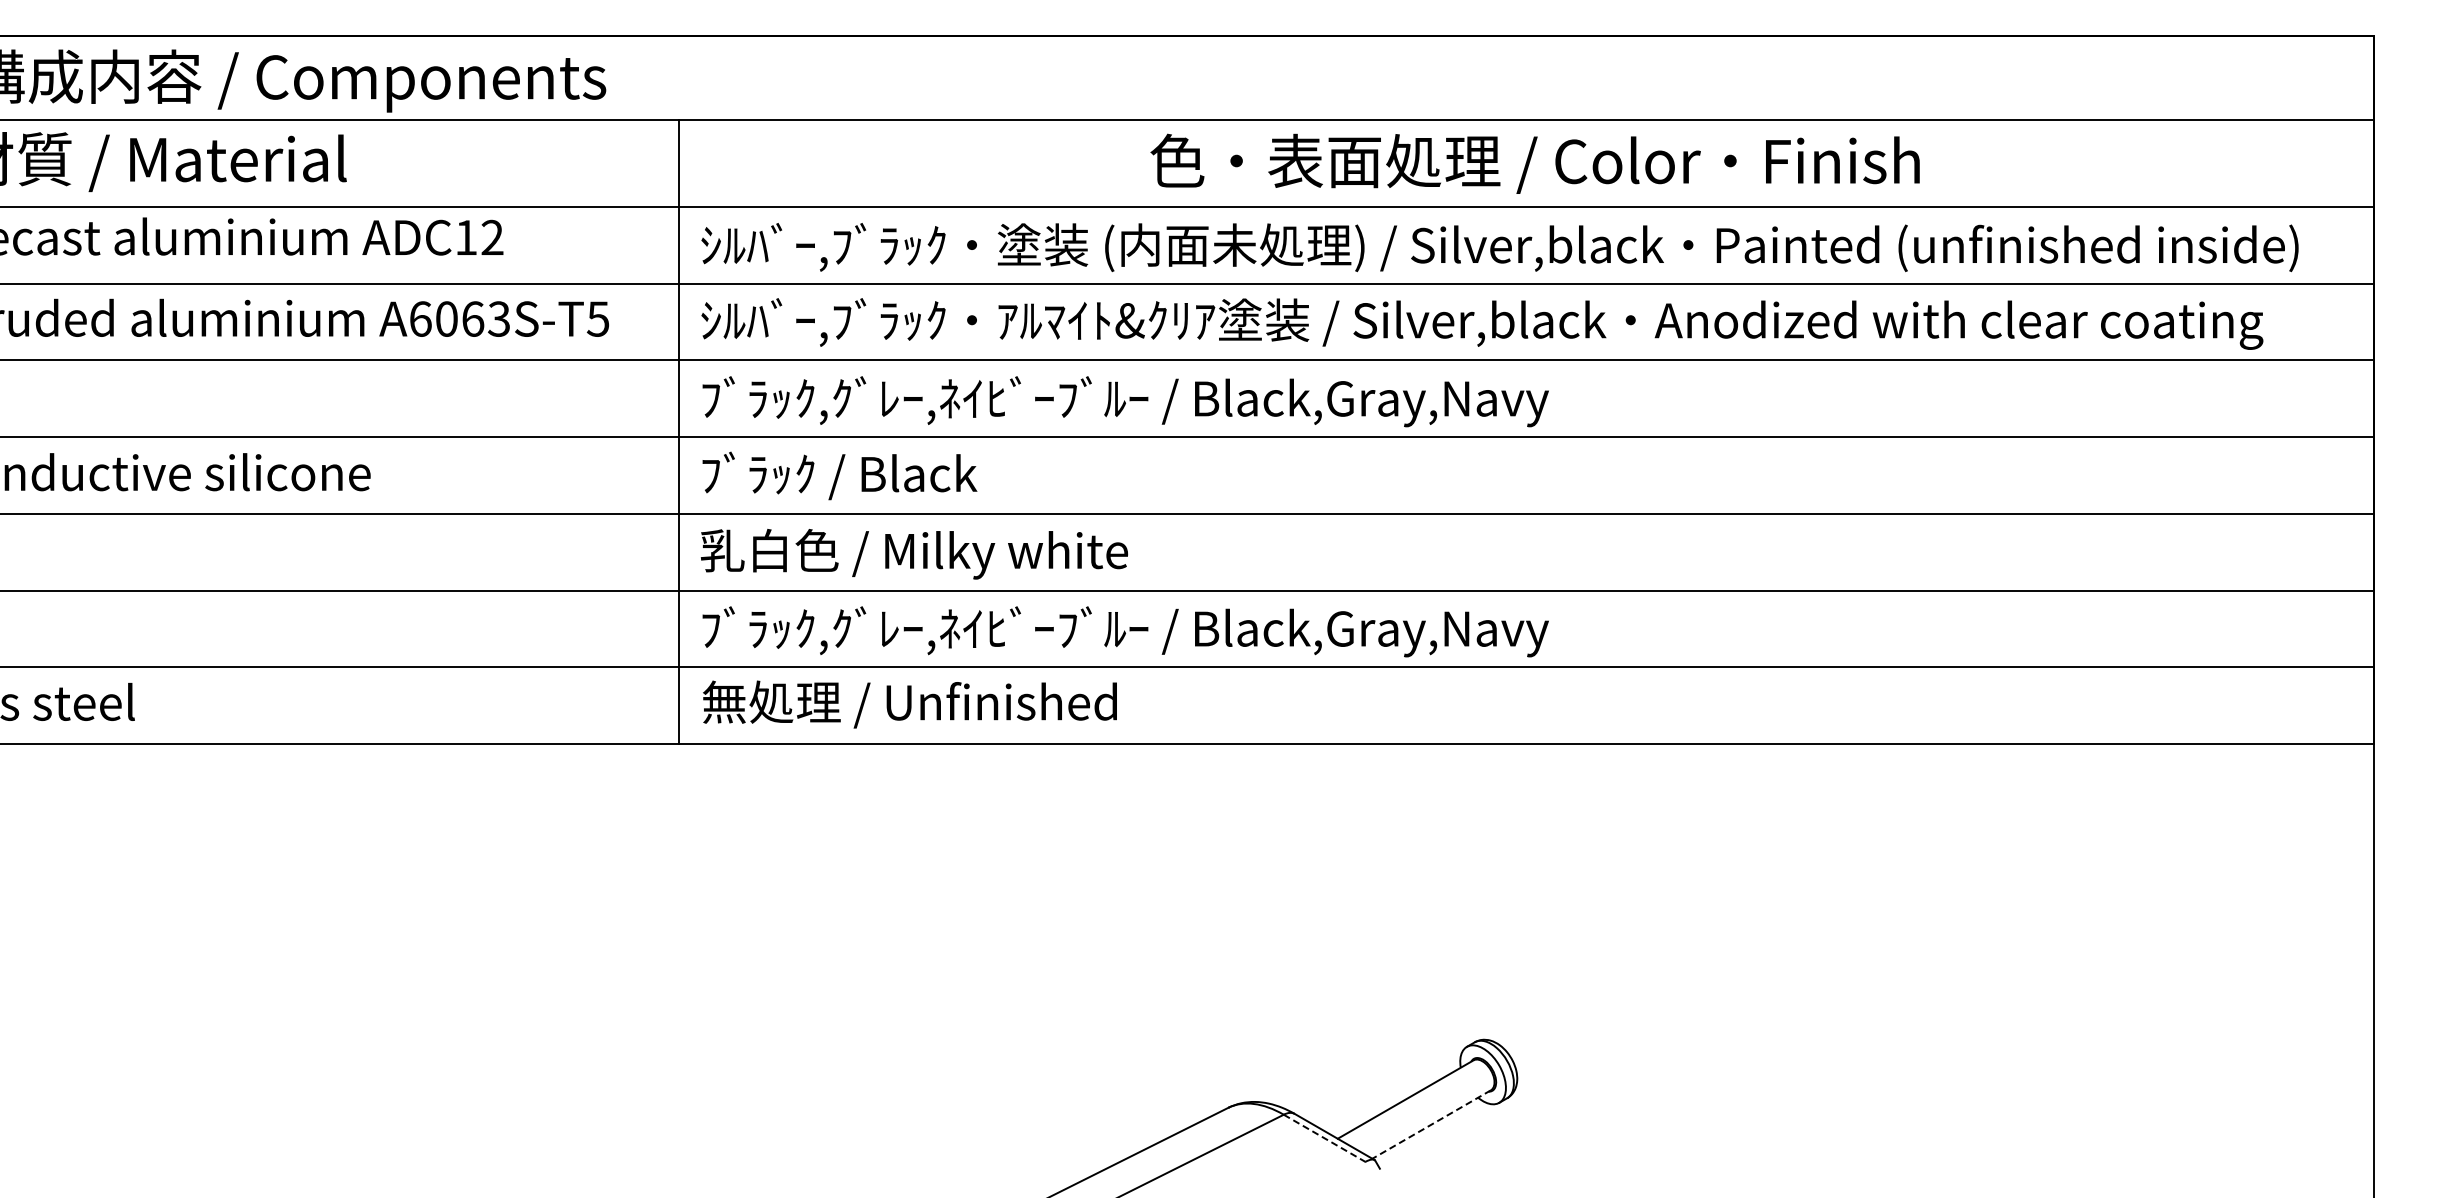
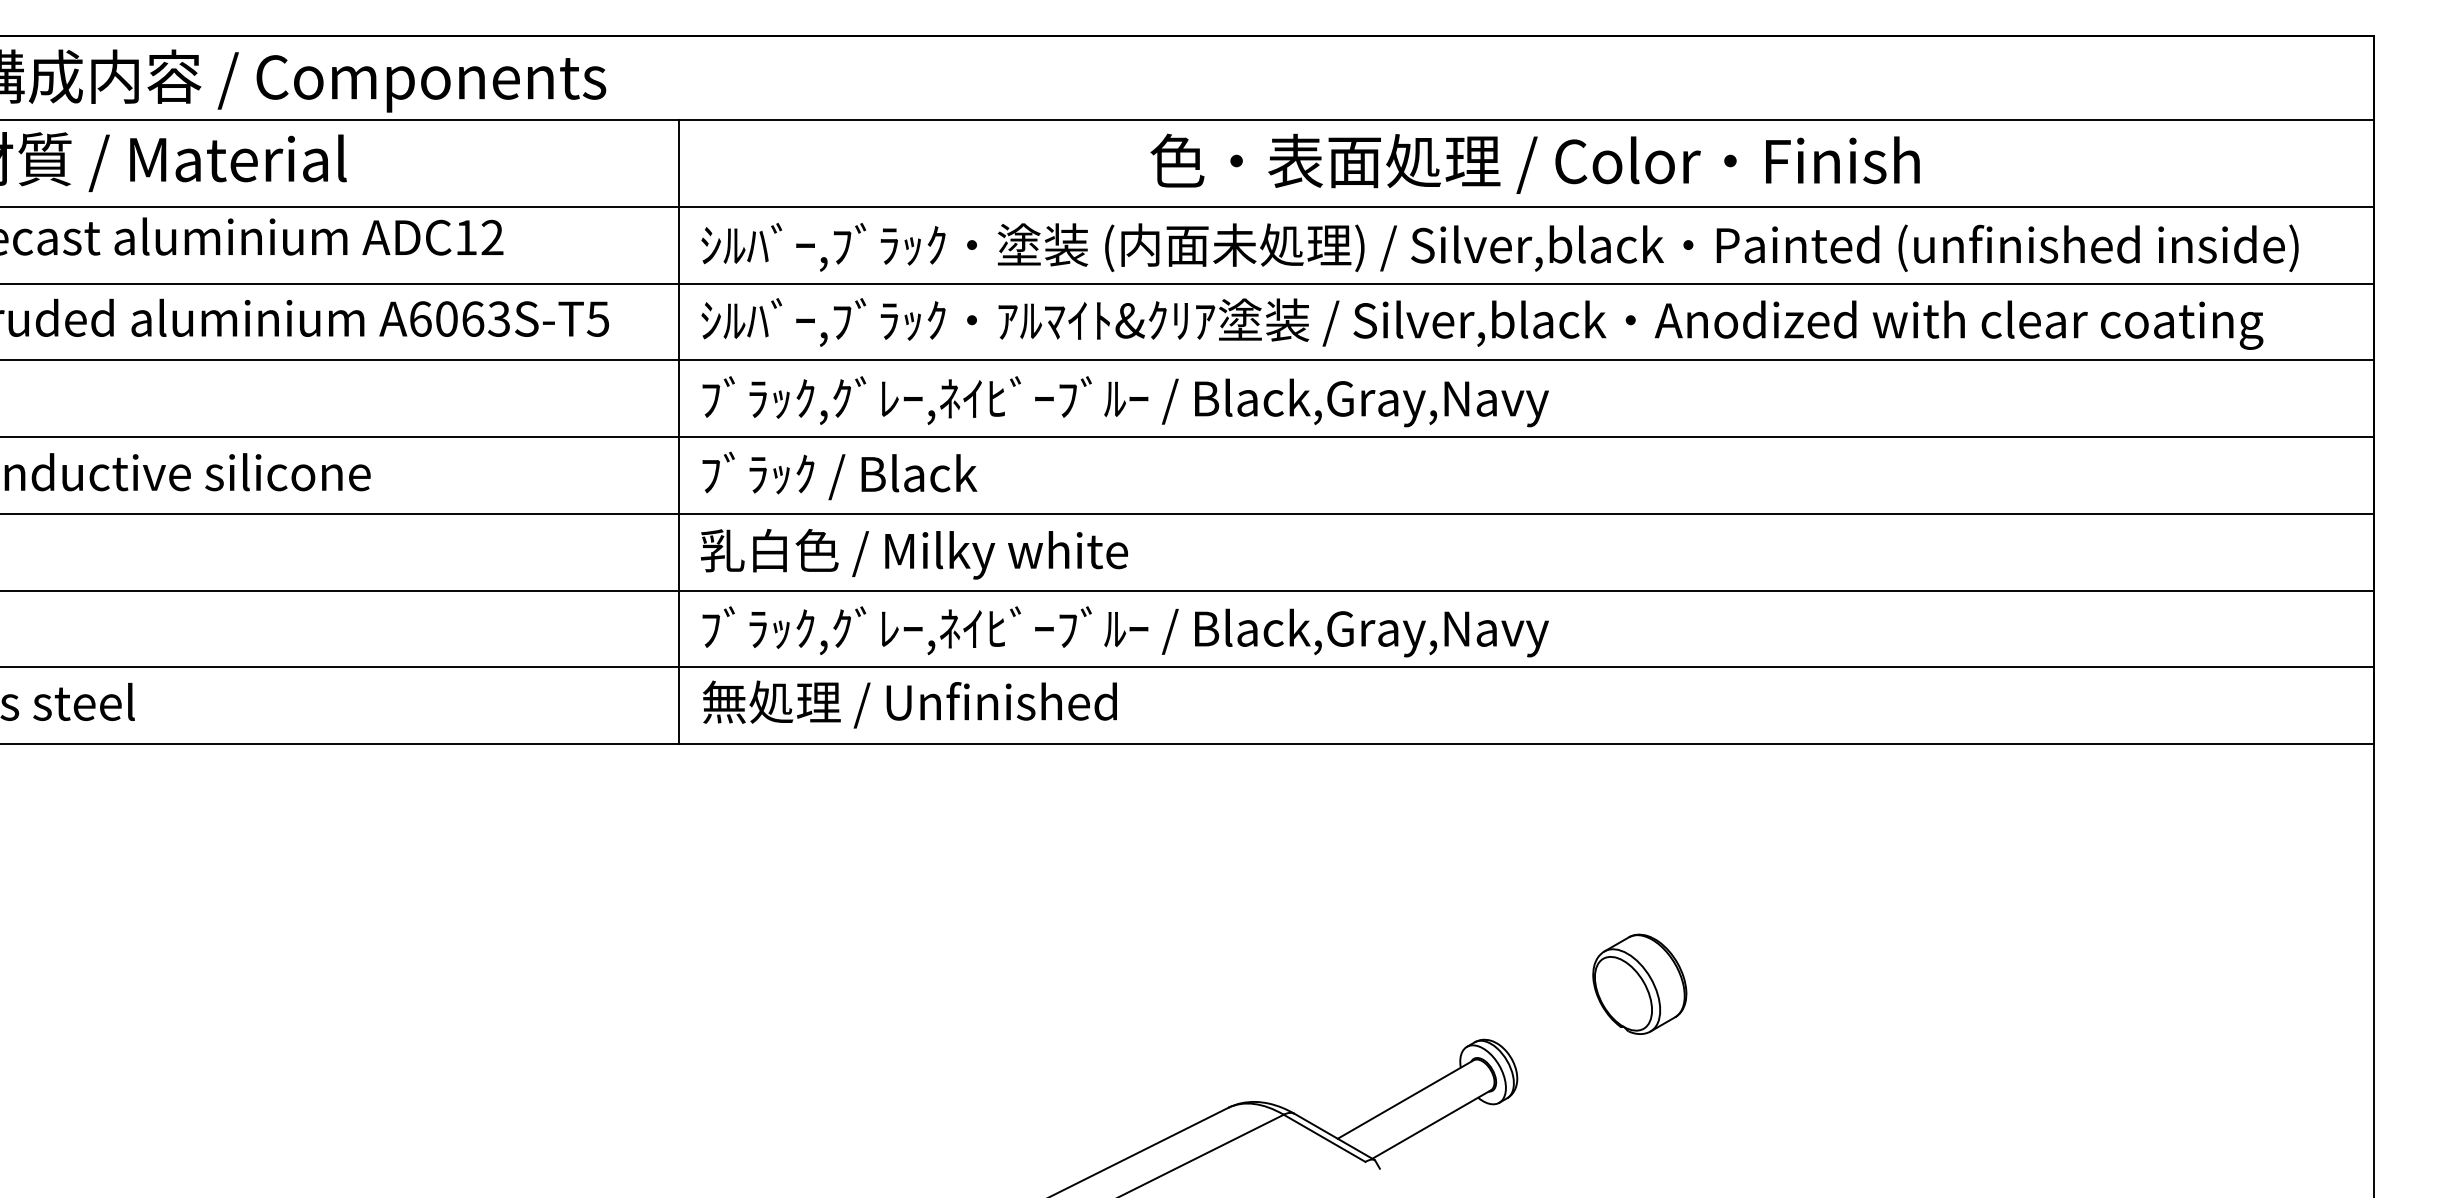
part: none -> present (1639, 983)
line: dashed -> solid (1431, 1124)
line: dashed -> solid (1325, 1138)
